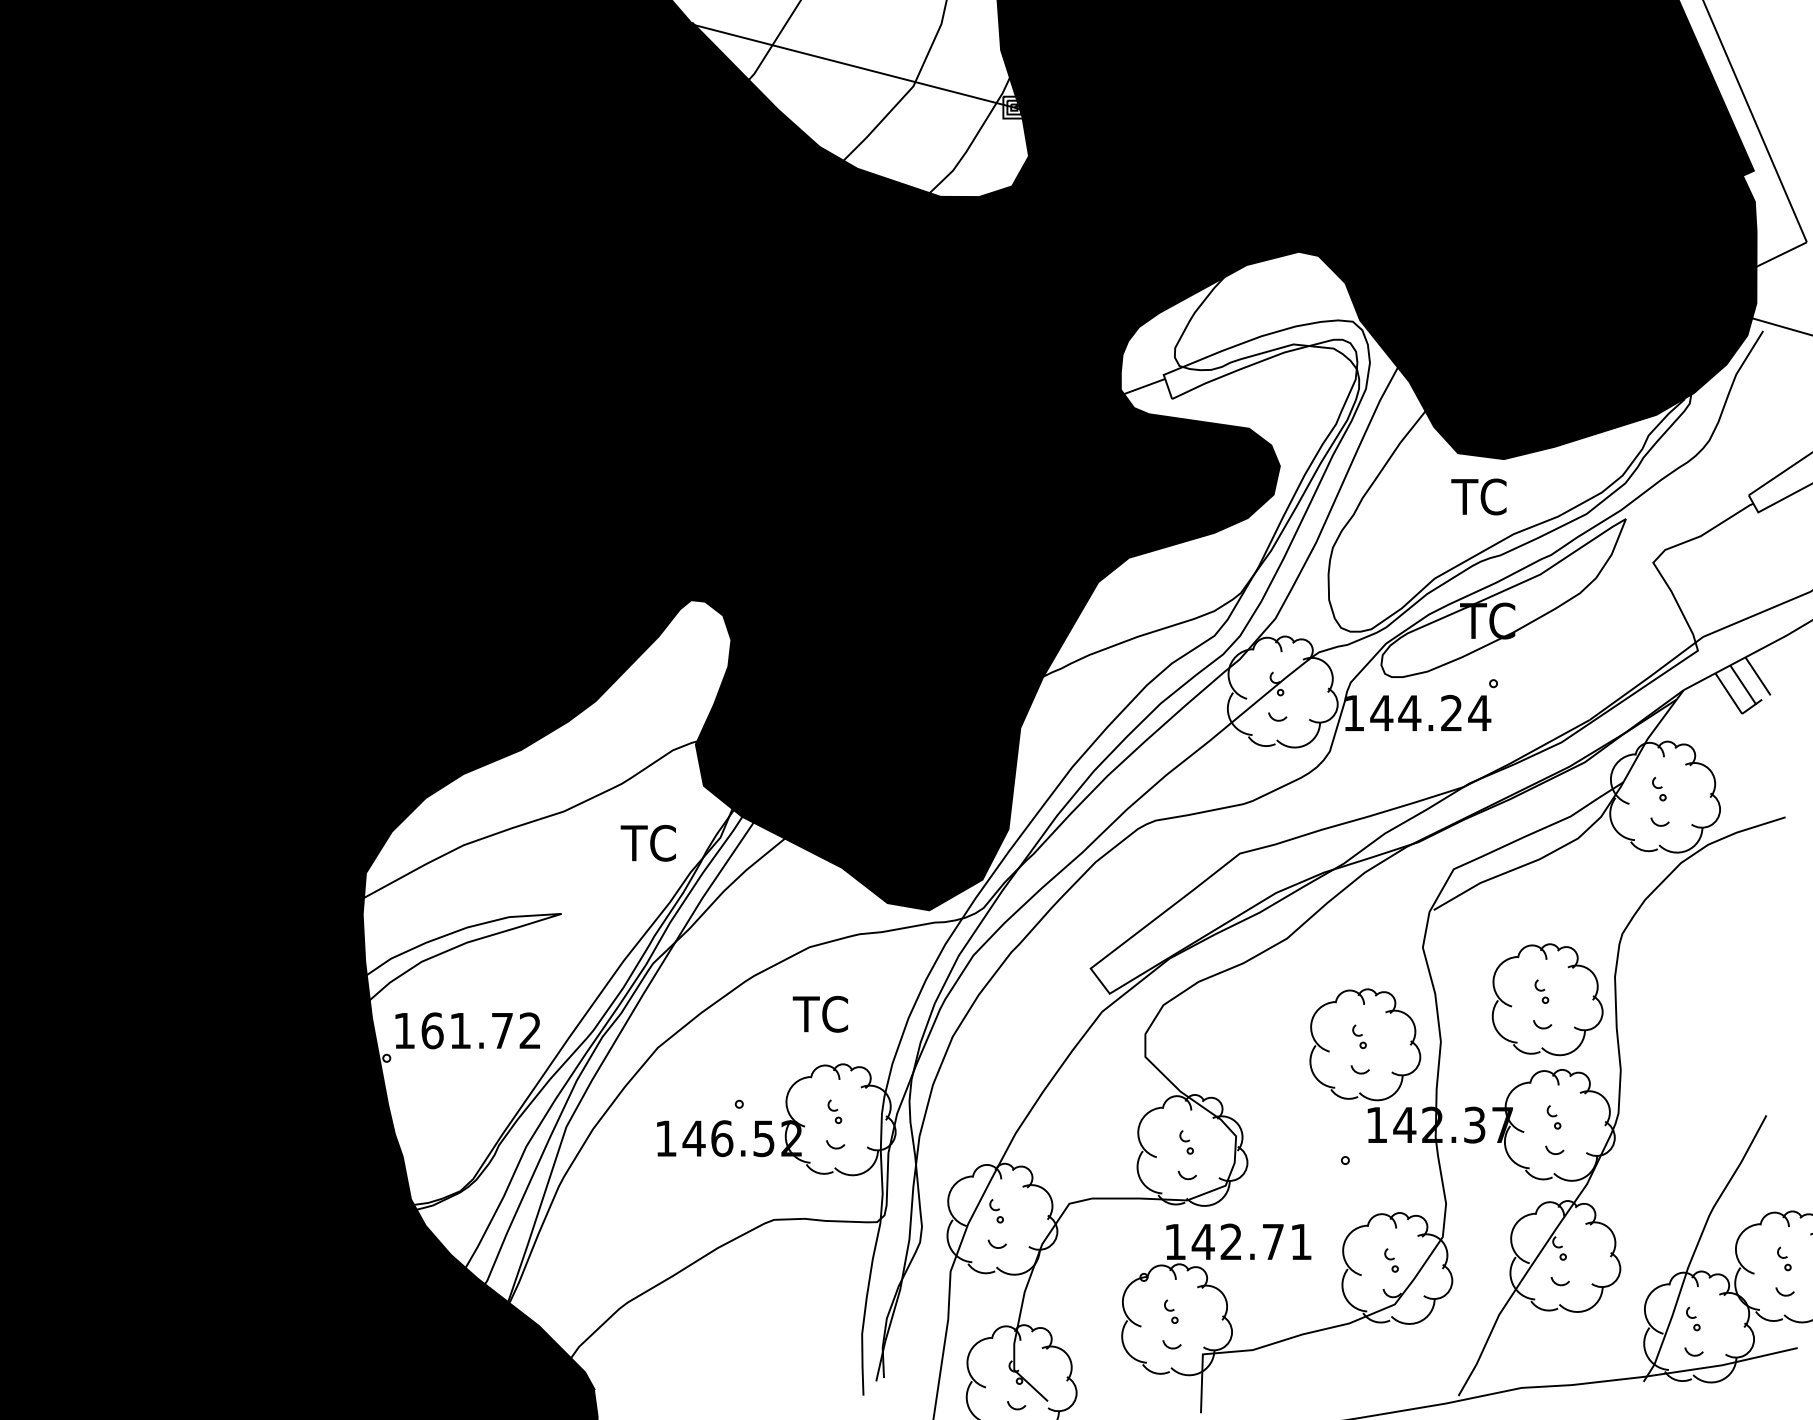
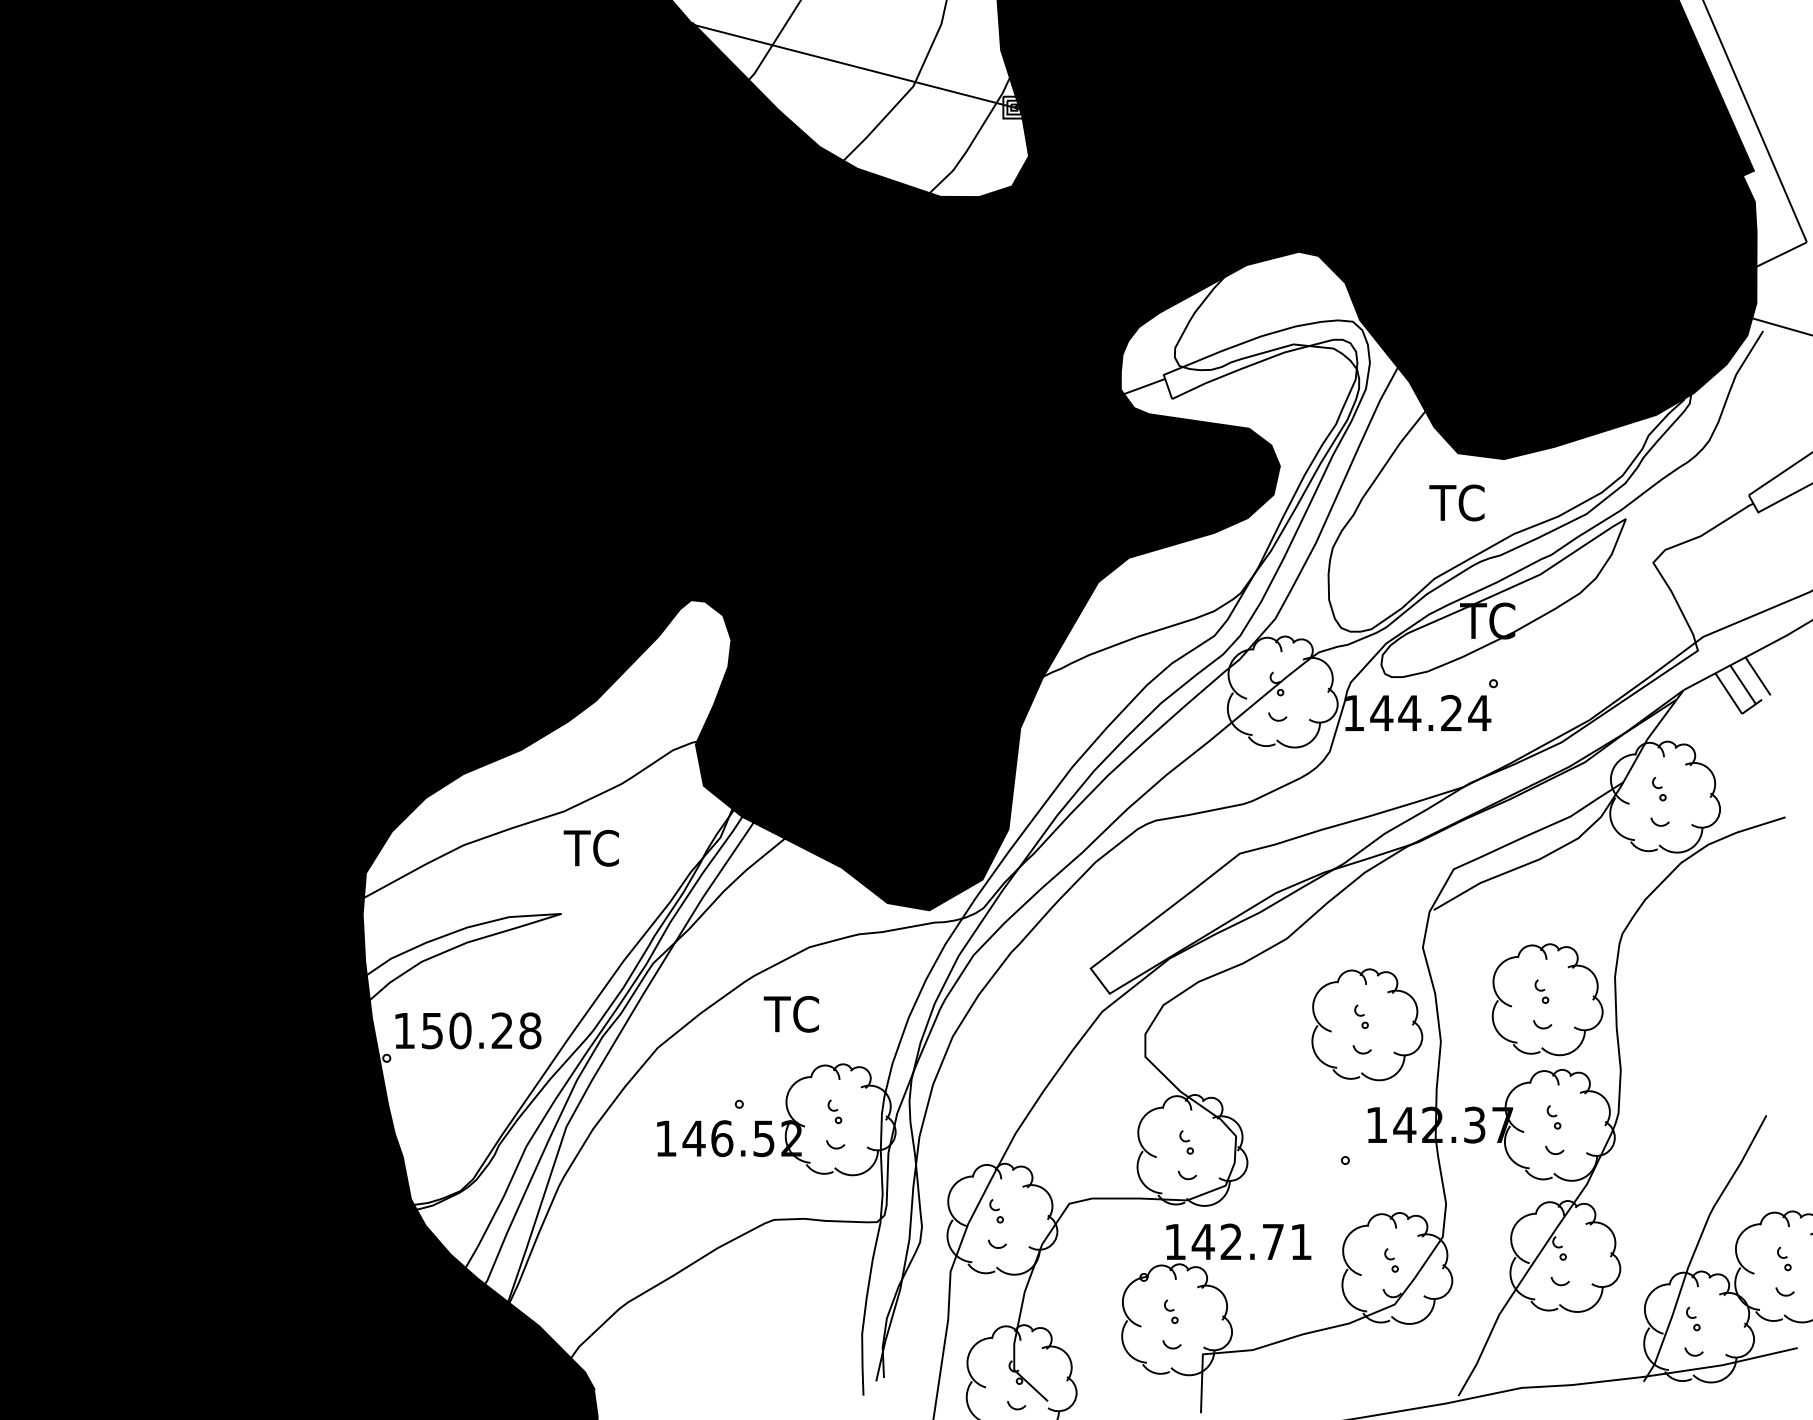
text position: (1478, 496) -> (1456, 502) (1456, 502)
text position: (647, 842) -> (590, 847) (590, 847)
text position: (819, 1014) -> (790, 1014) (790, 1014)
text: 161.72 -> 150.28 (481, 1030)
part position: (1365, 1044) -> (1367, 1024) (1367, 1024)
